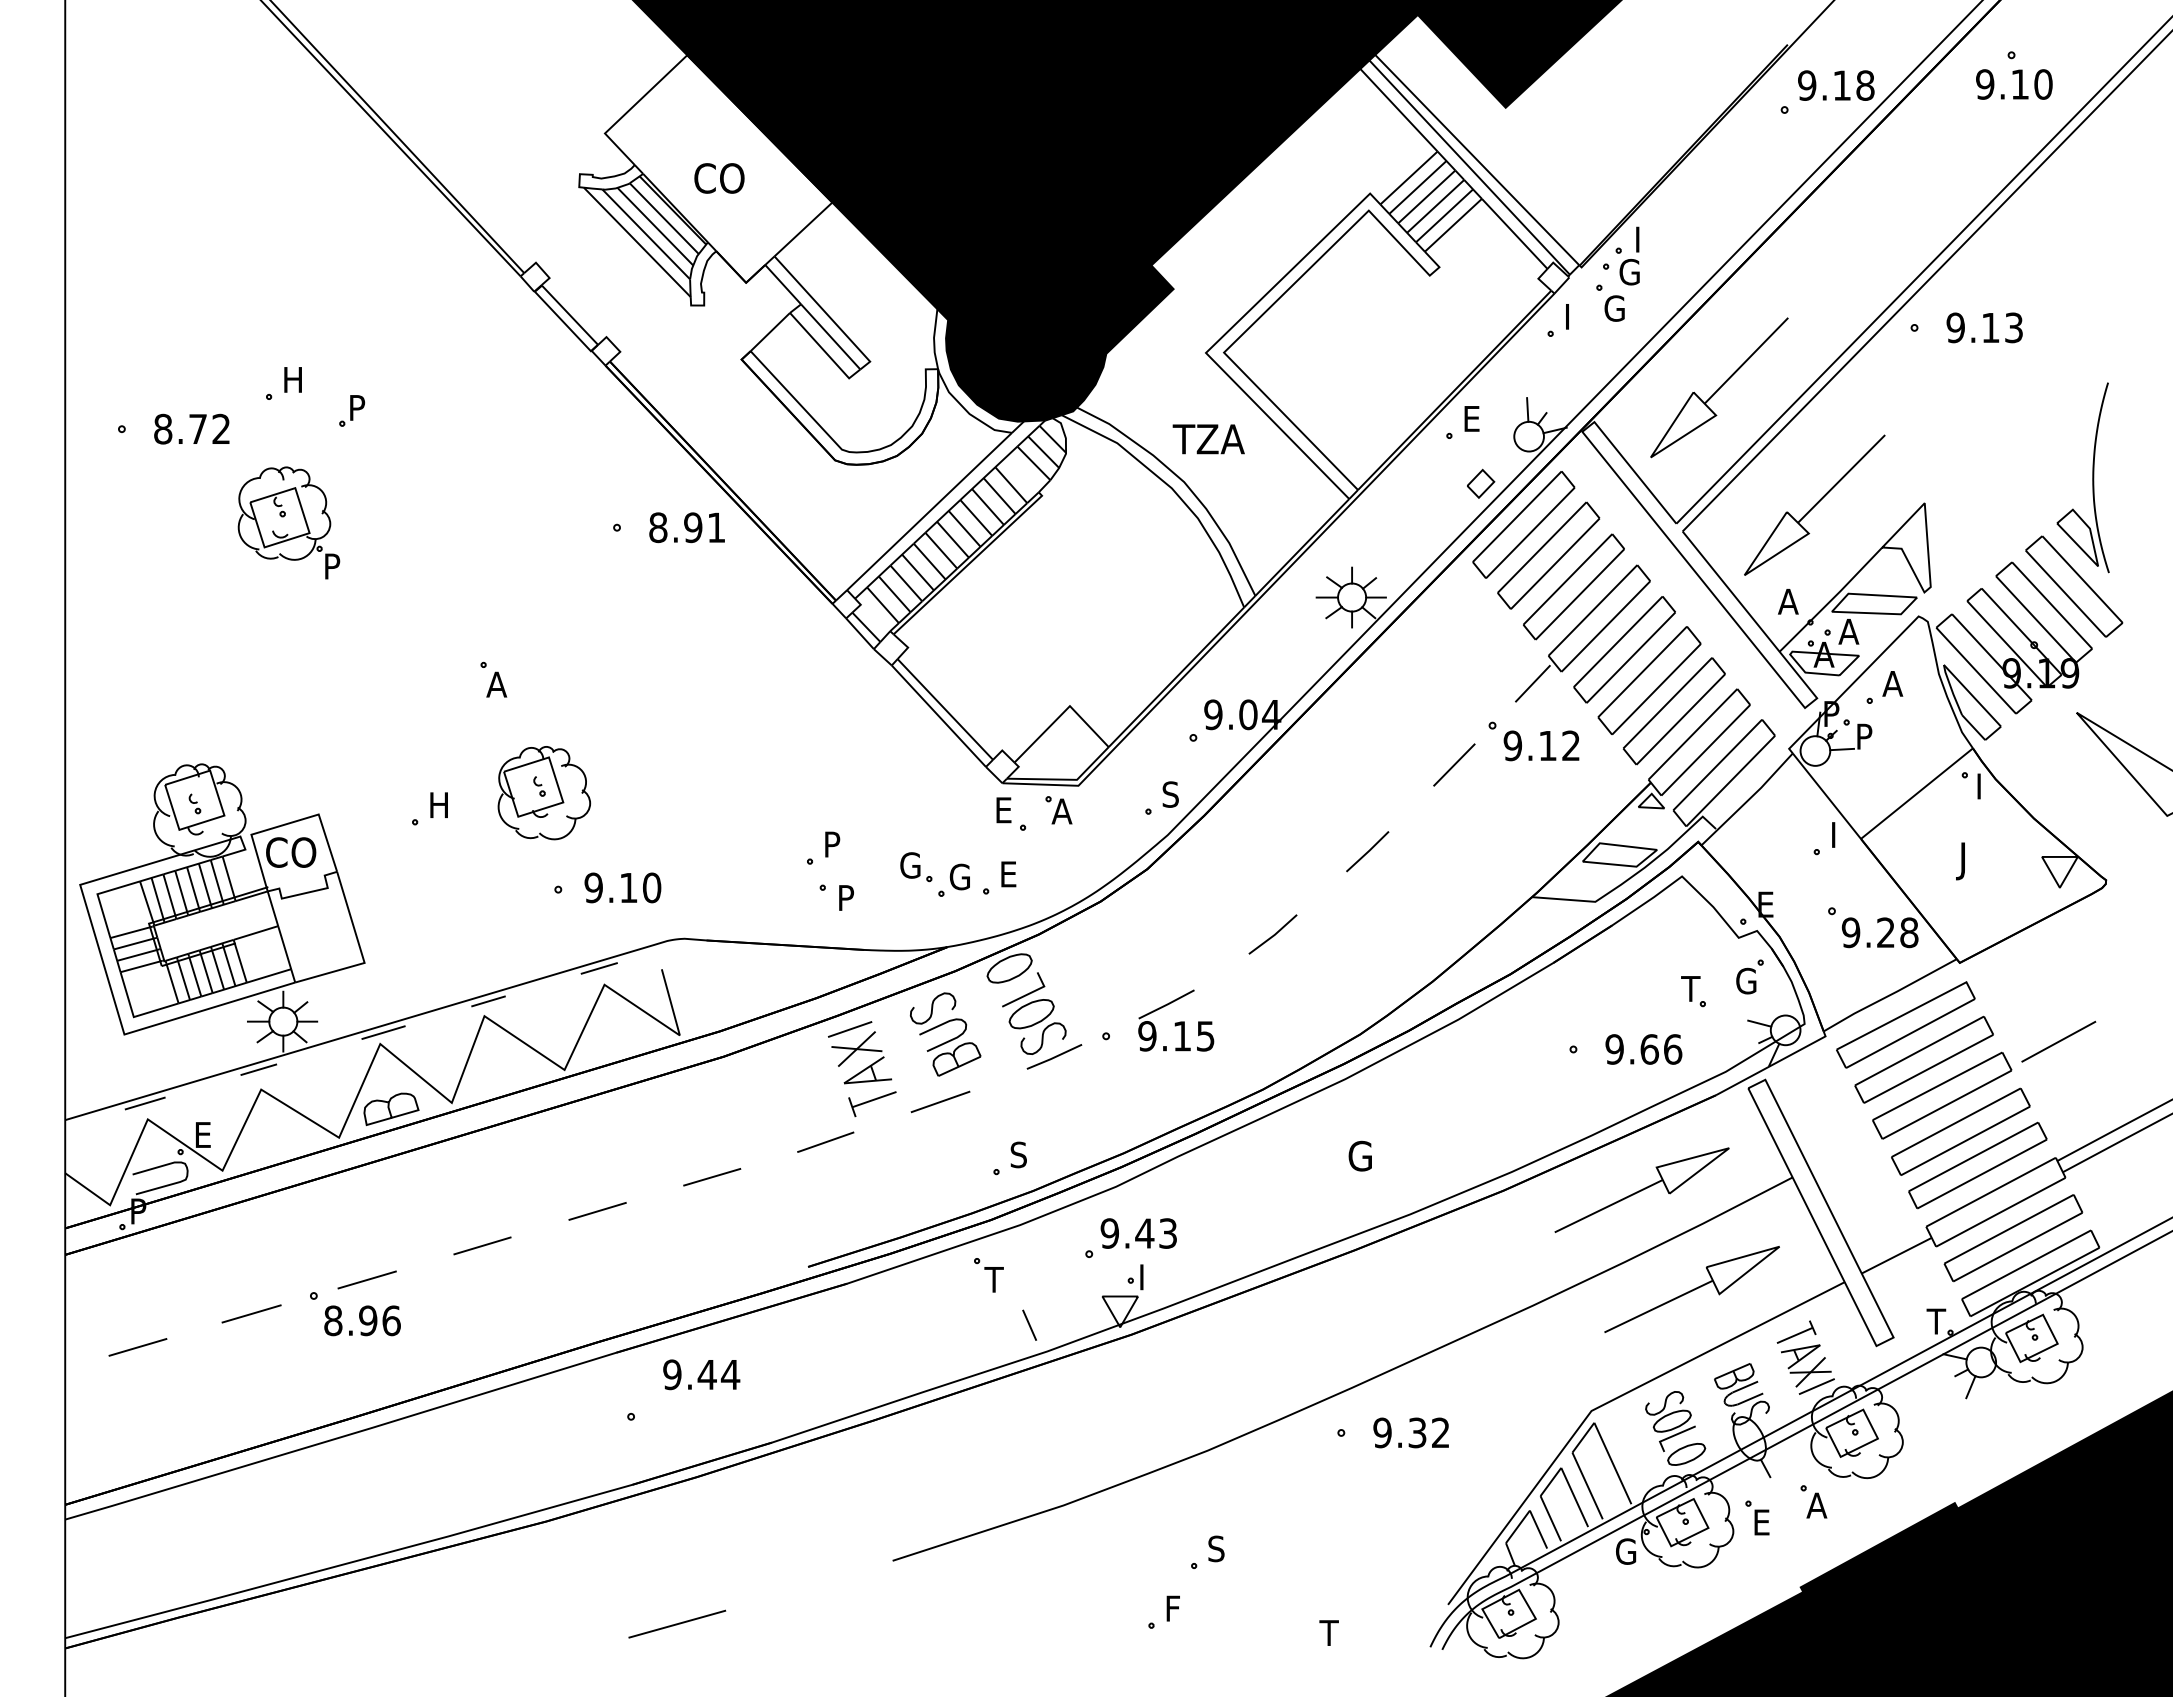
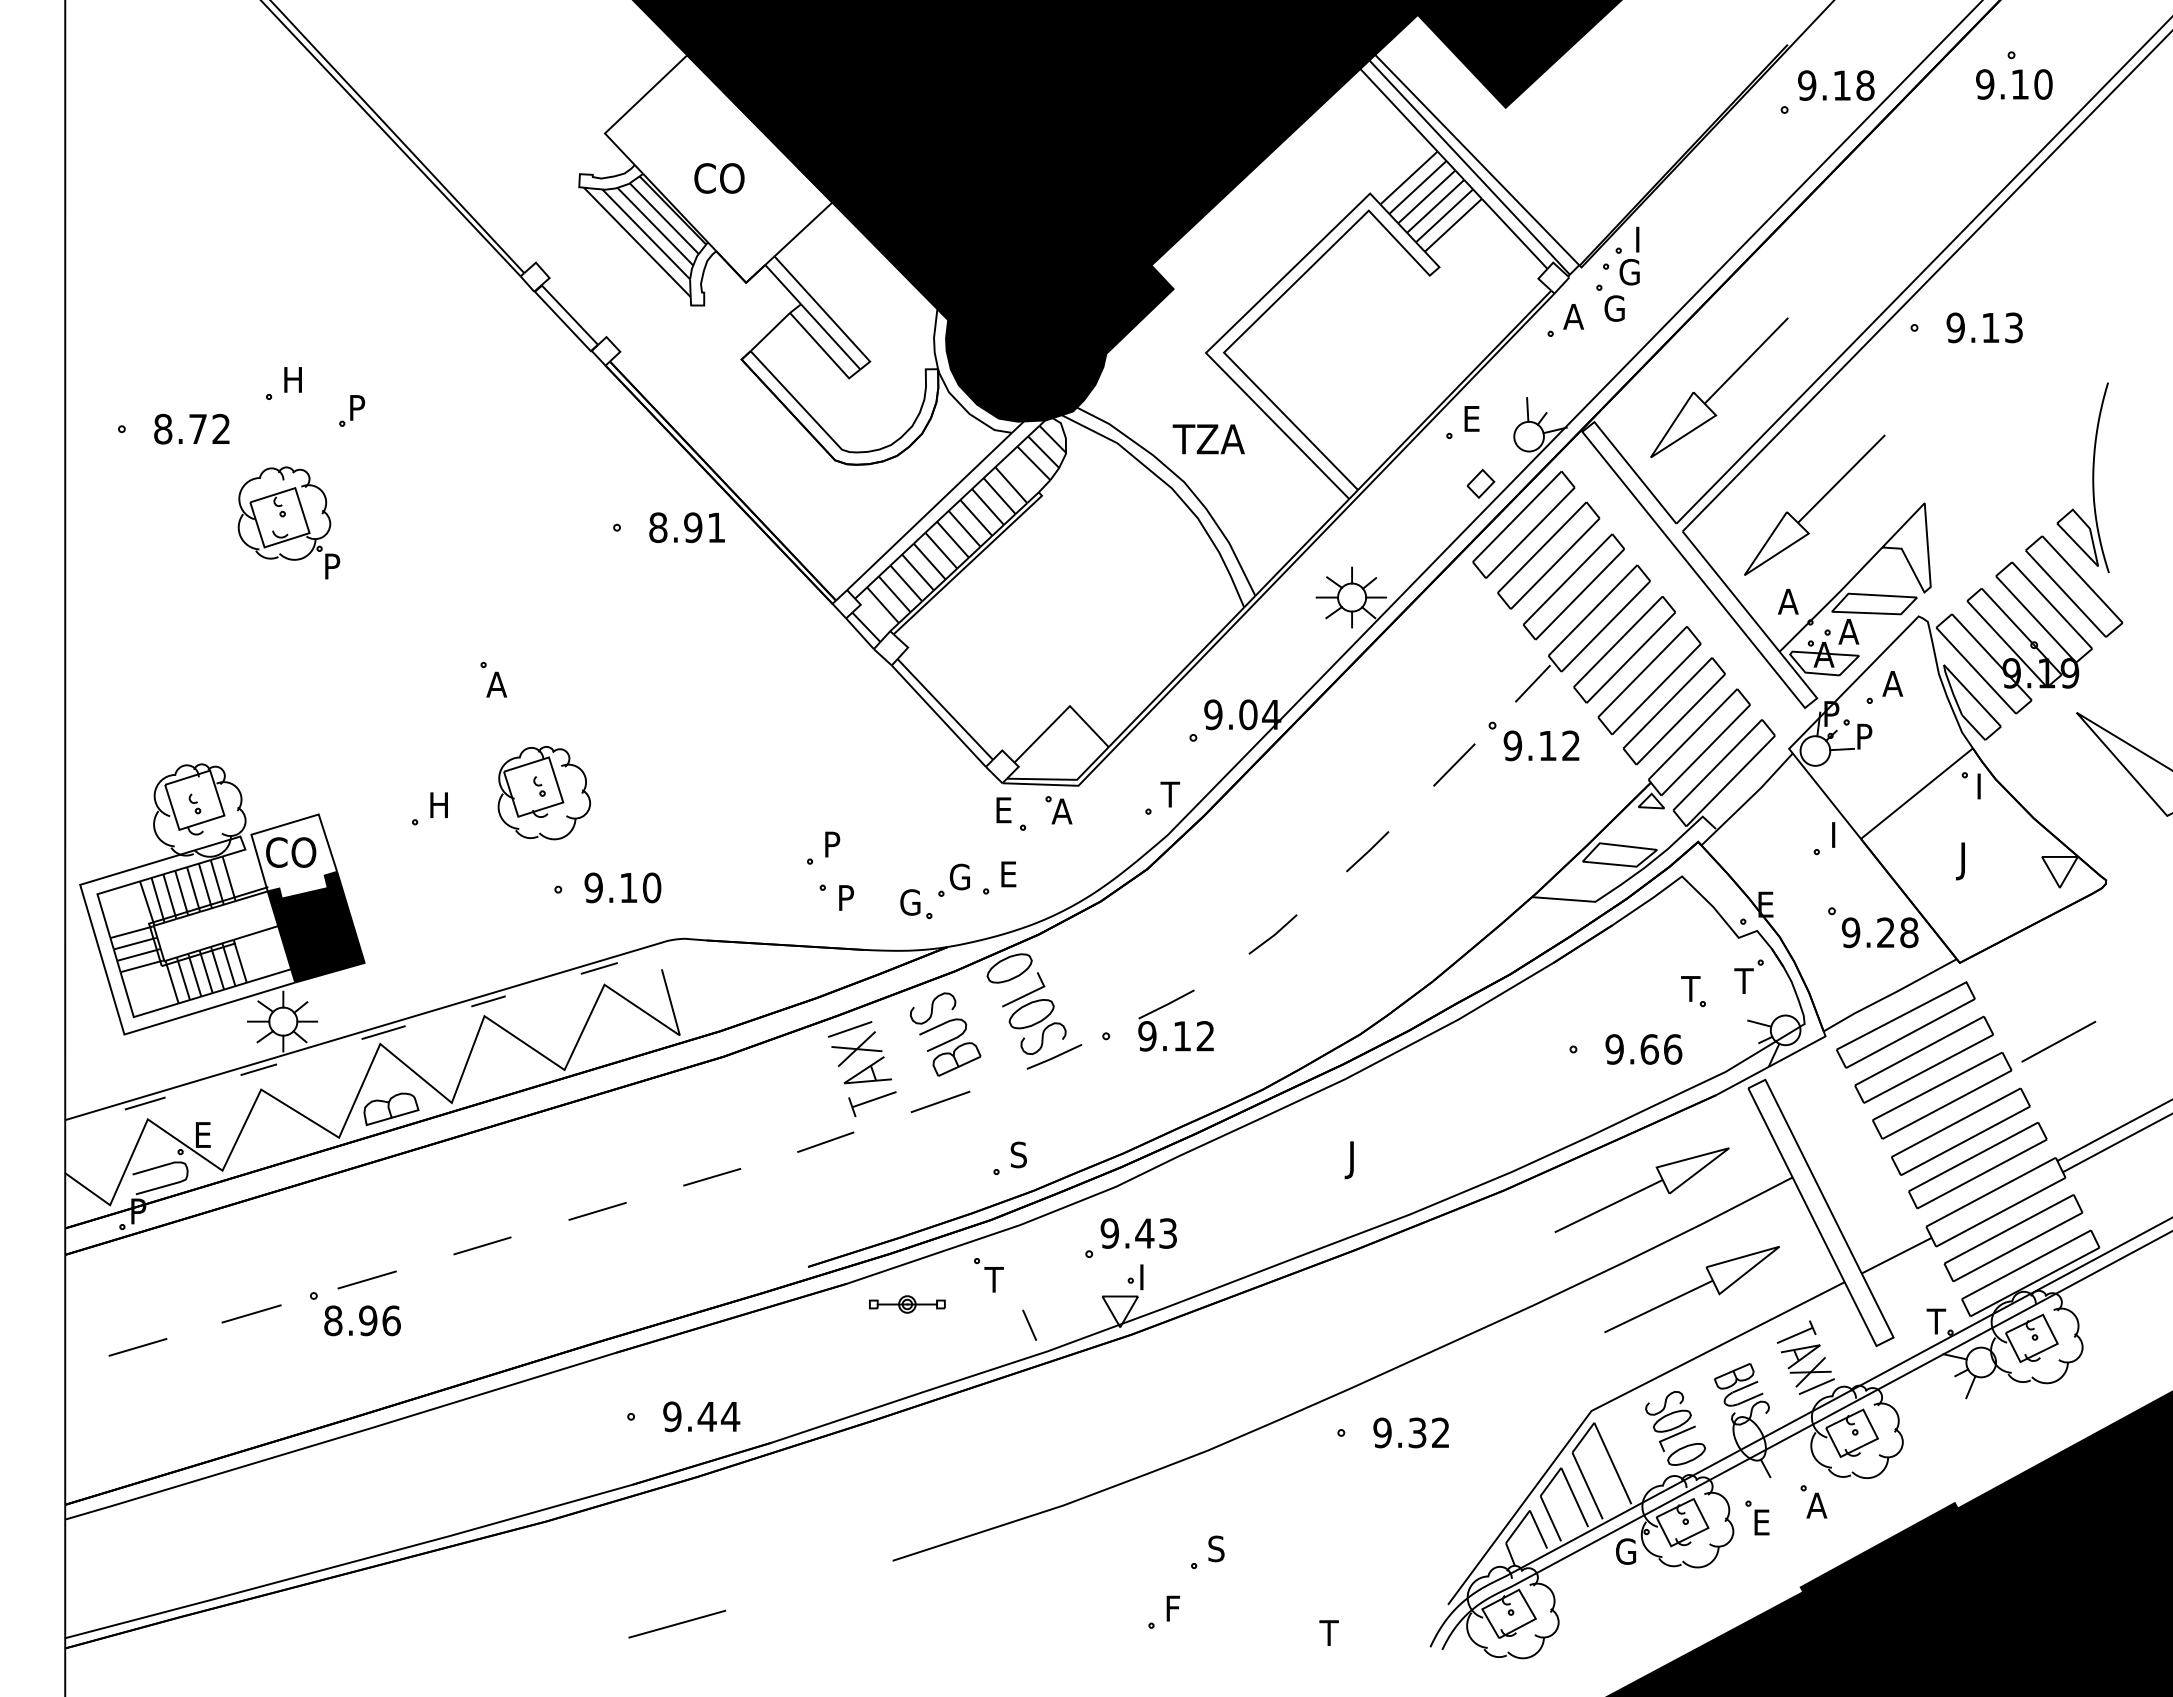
text: I -> A (1573, 316)
text: S -> T (1170, 794)
part position: (916, 867) -> (916, 904) (916, 904)
fill: none -> present (315, 926)
text: G -> T (1745, 980)
text: 9.15 -> 9.12 (1205, 1036)
text: G -> J (1357, 1159)
part: none -> present (907, 1304)
text position: (701, 1374) -> (701, 1416) (701, 1416)
